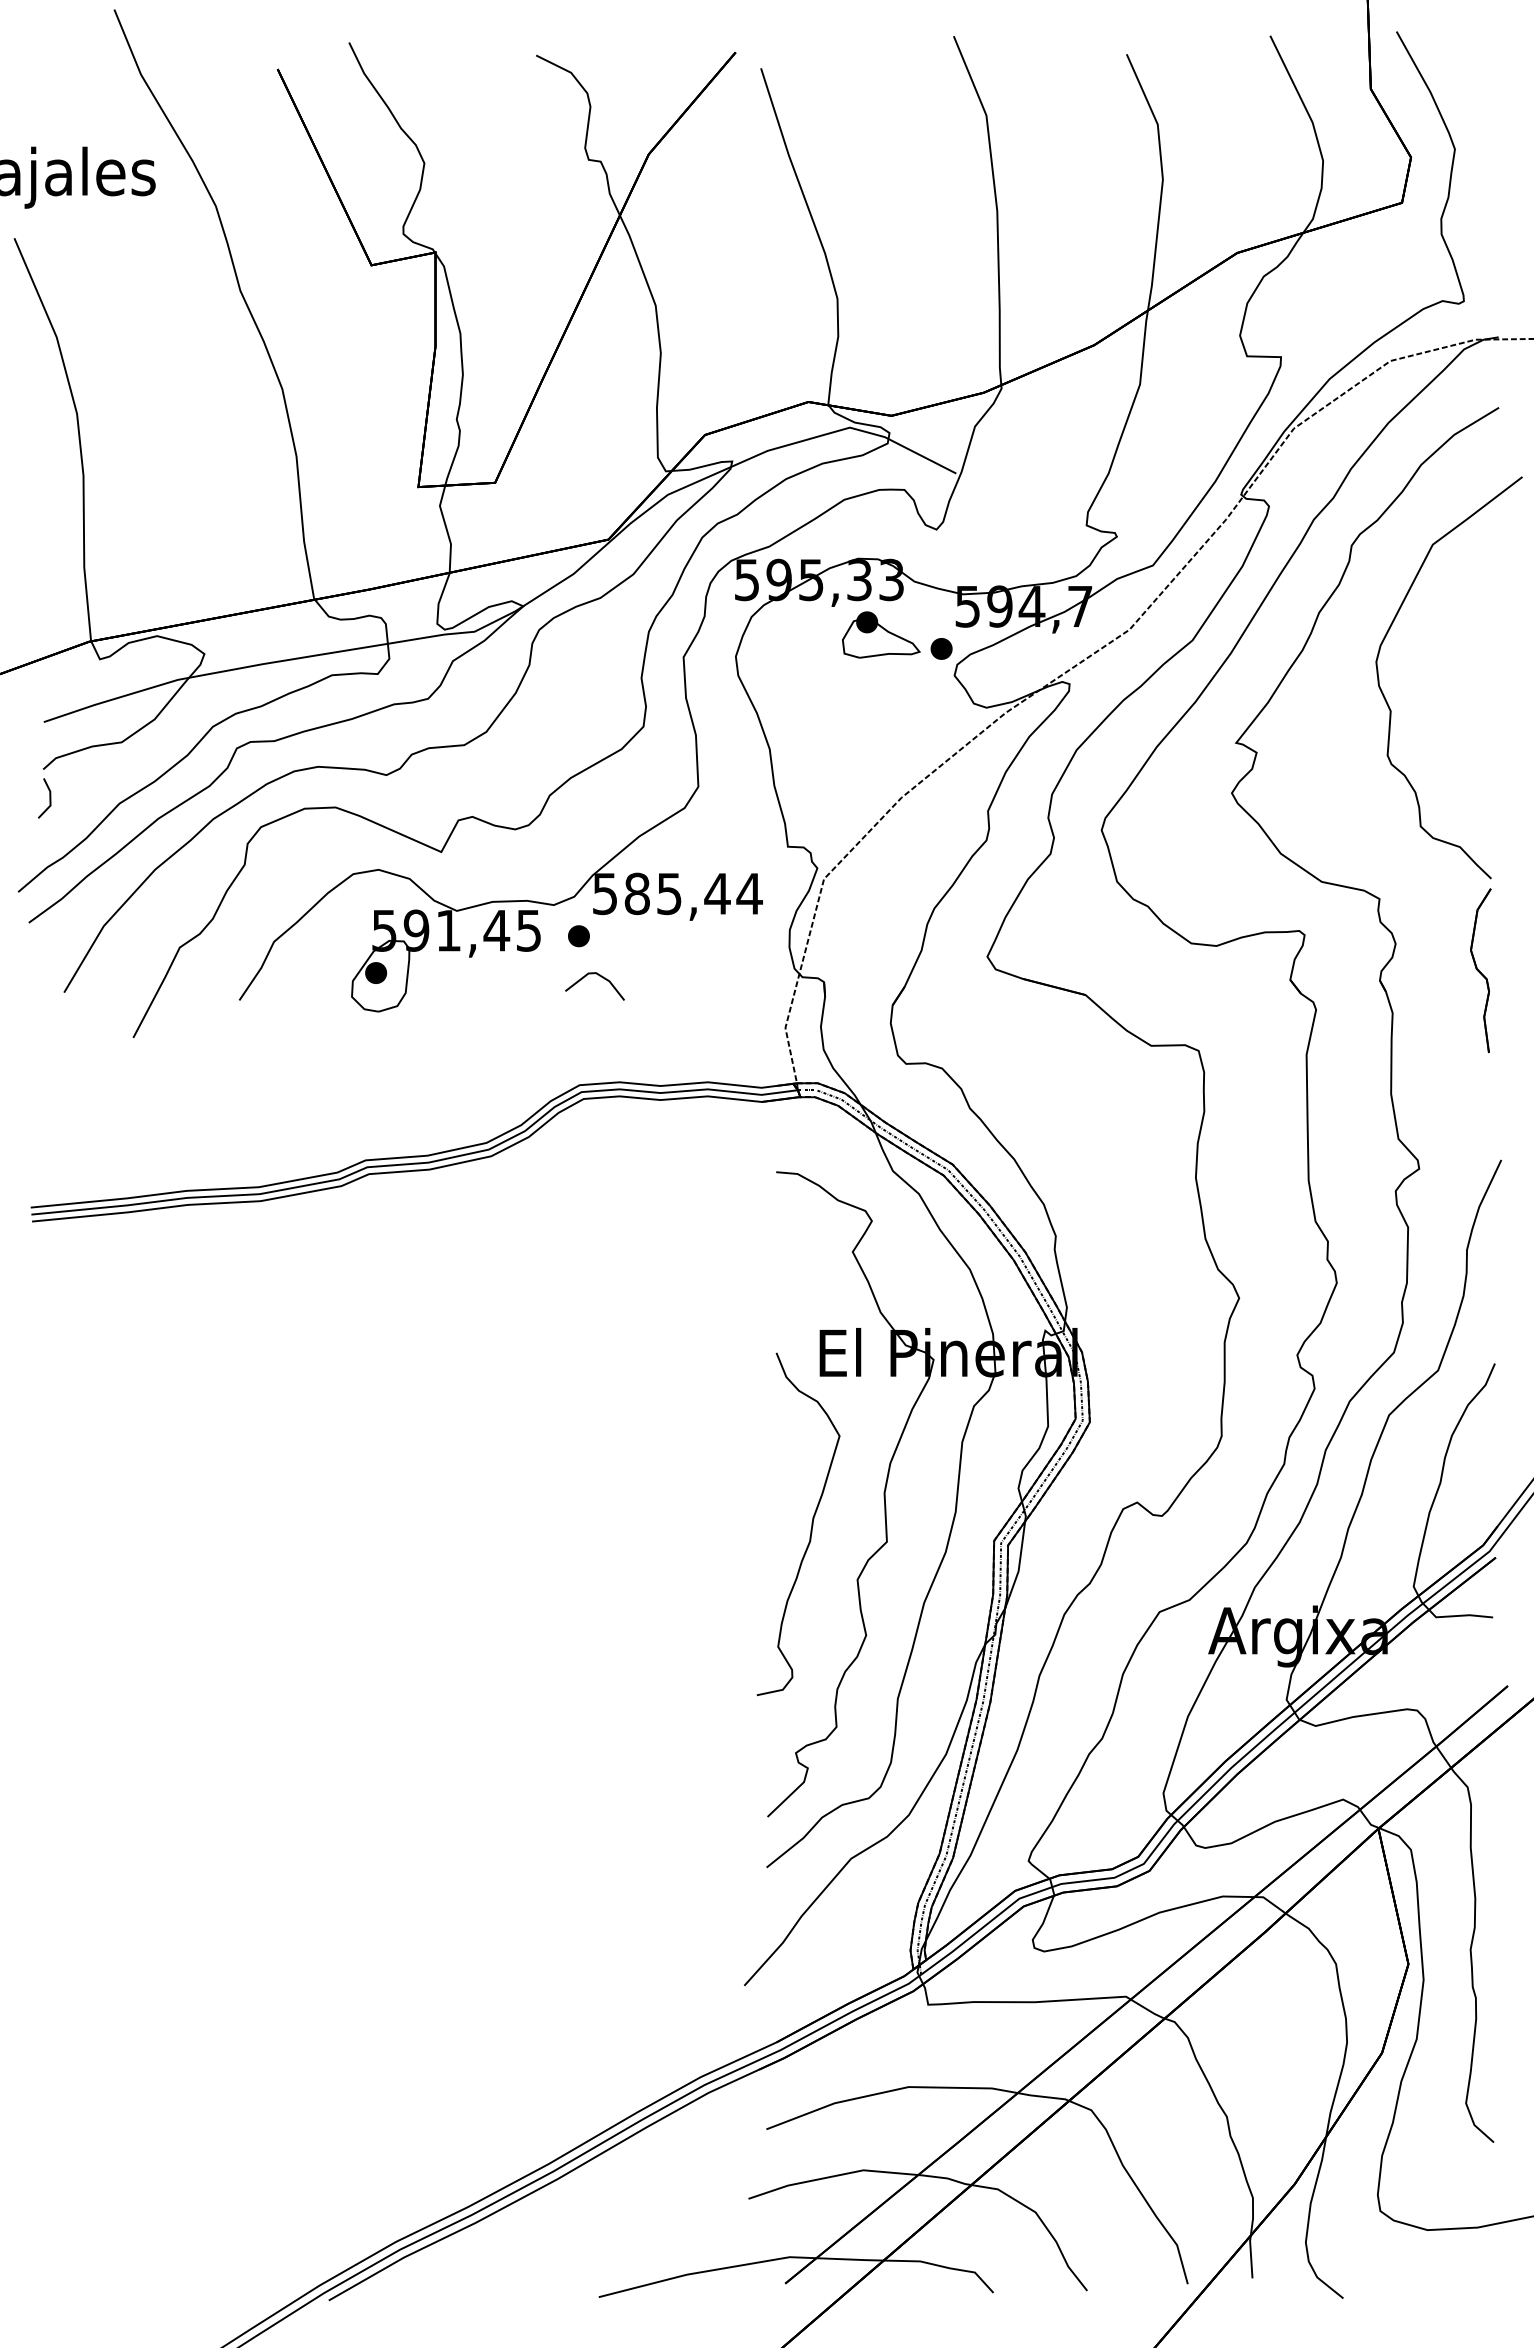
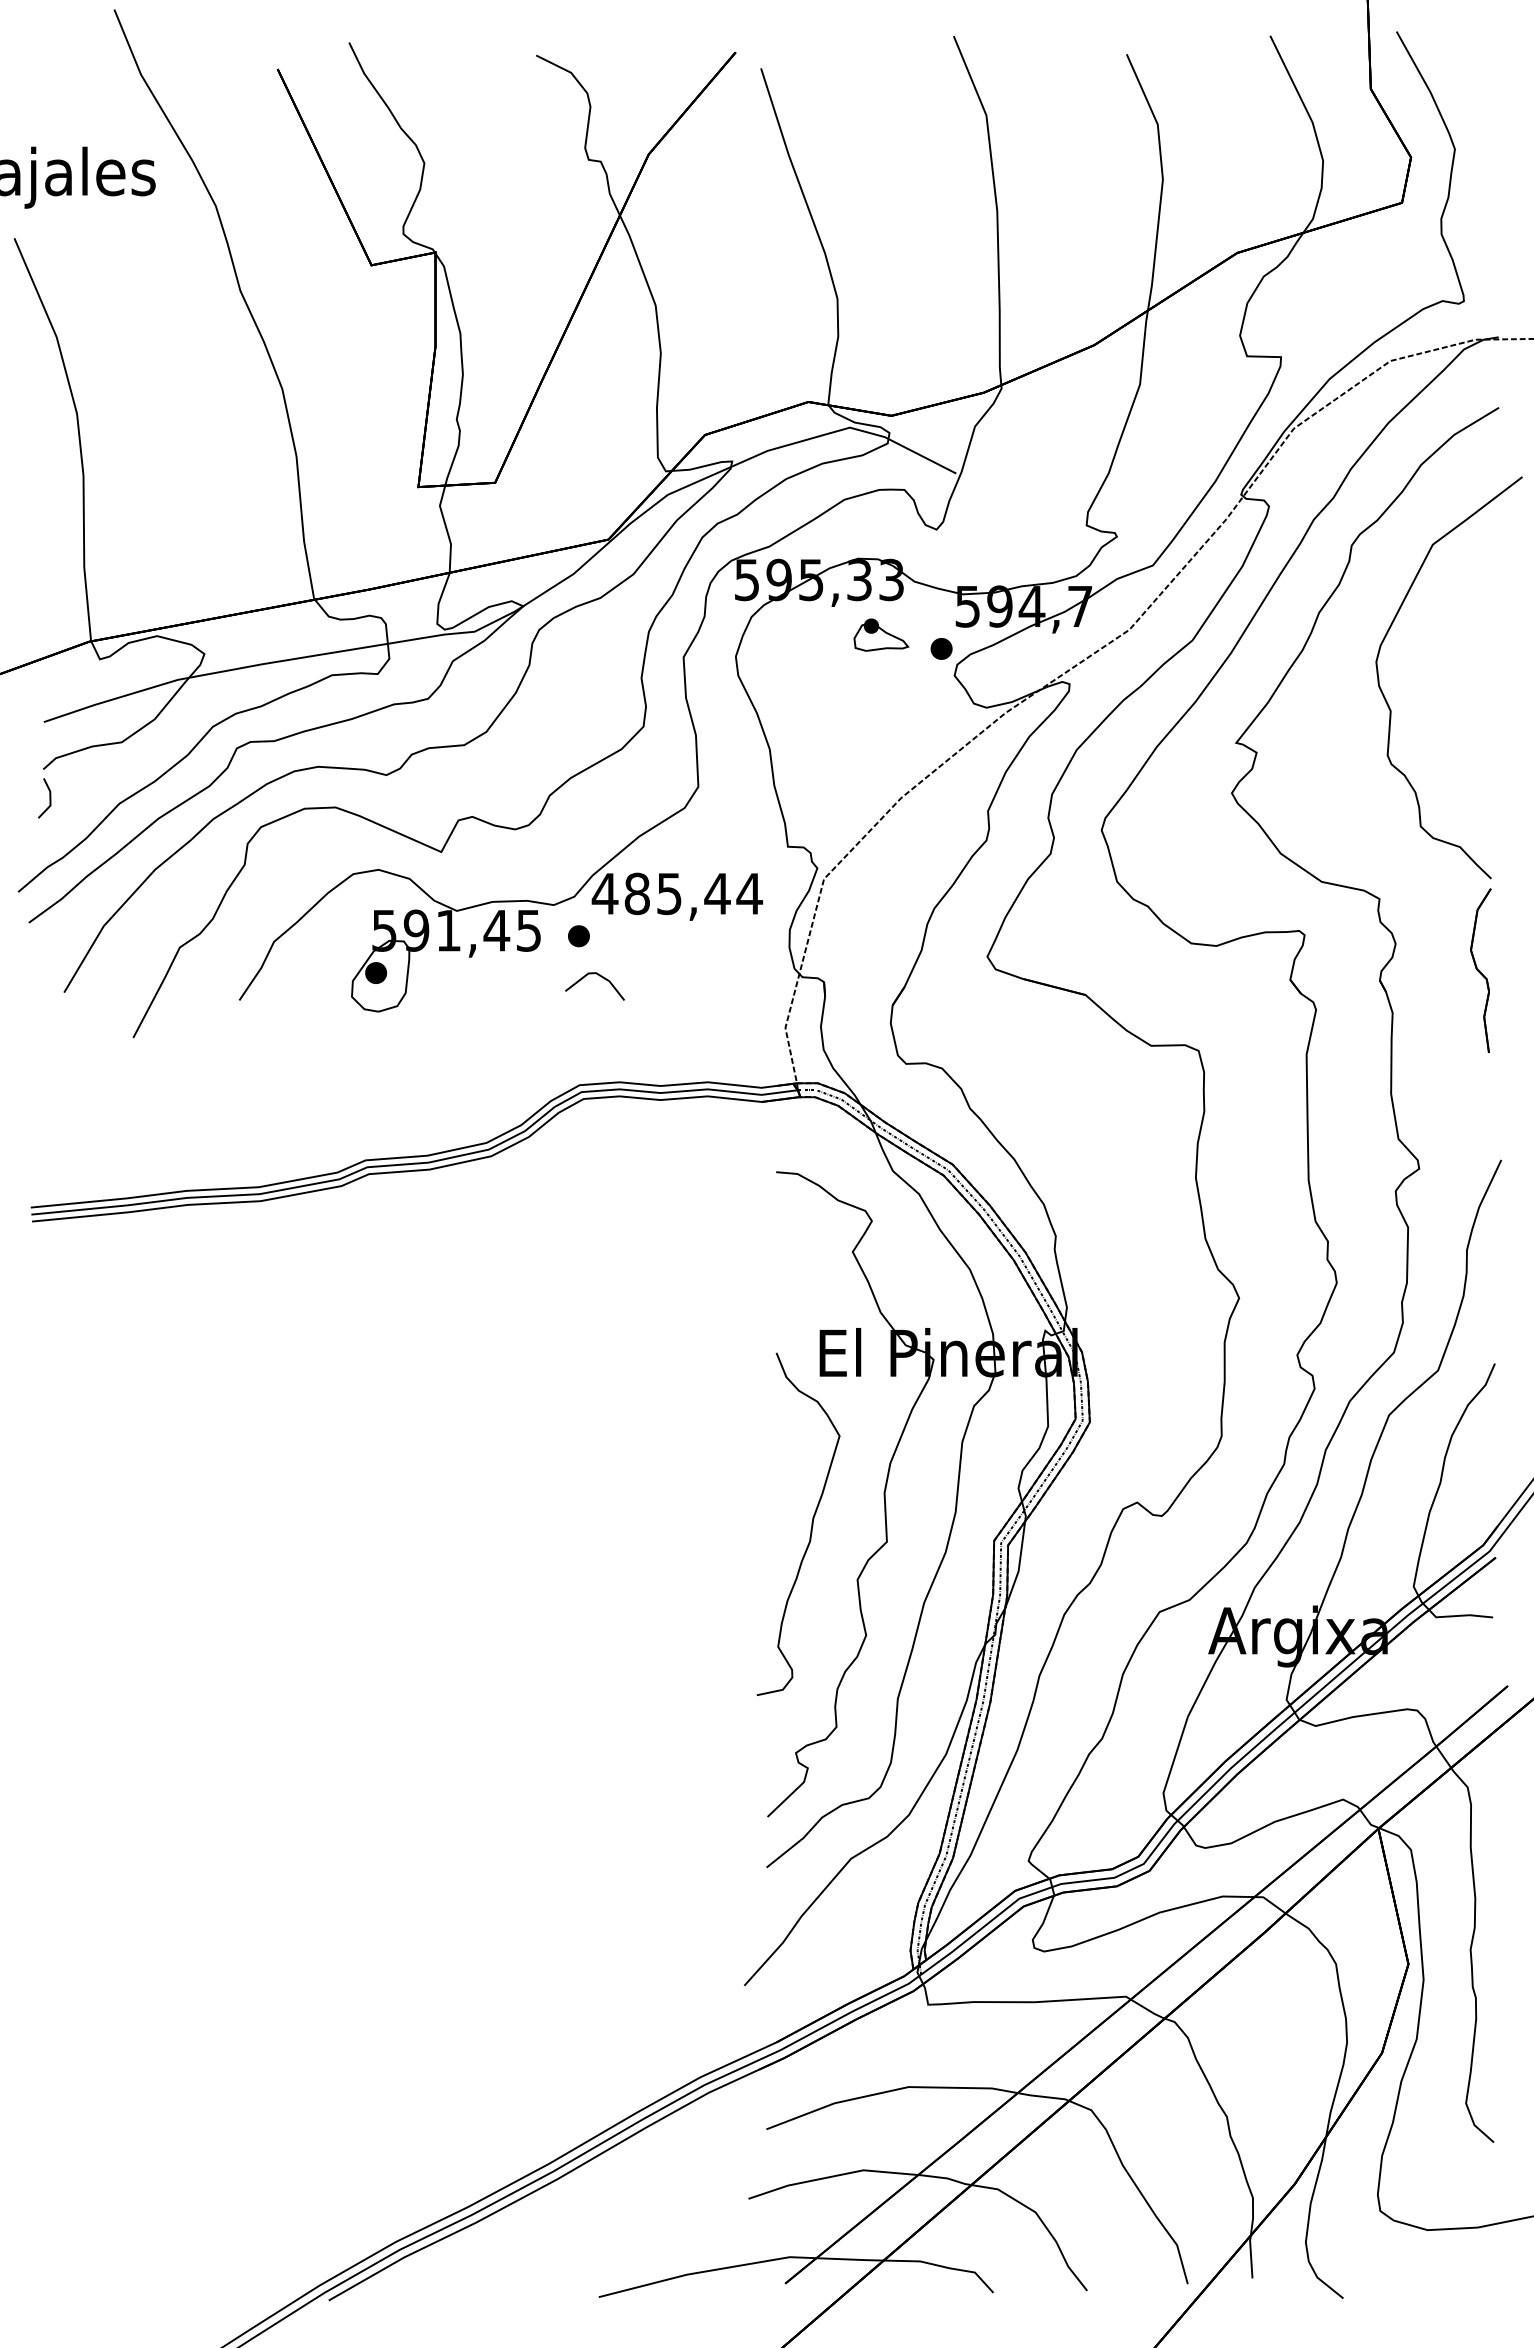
part size: 79x48 px -> 57x34 px (881, 634)
text: 585,44 -> 485,44 (604, 894)
